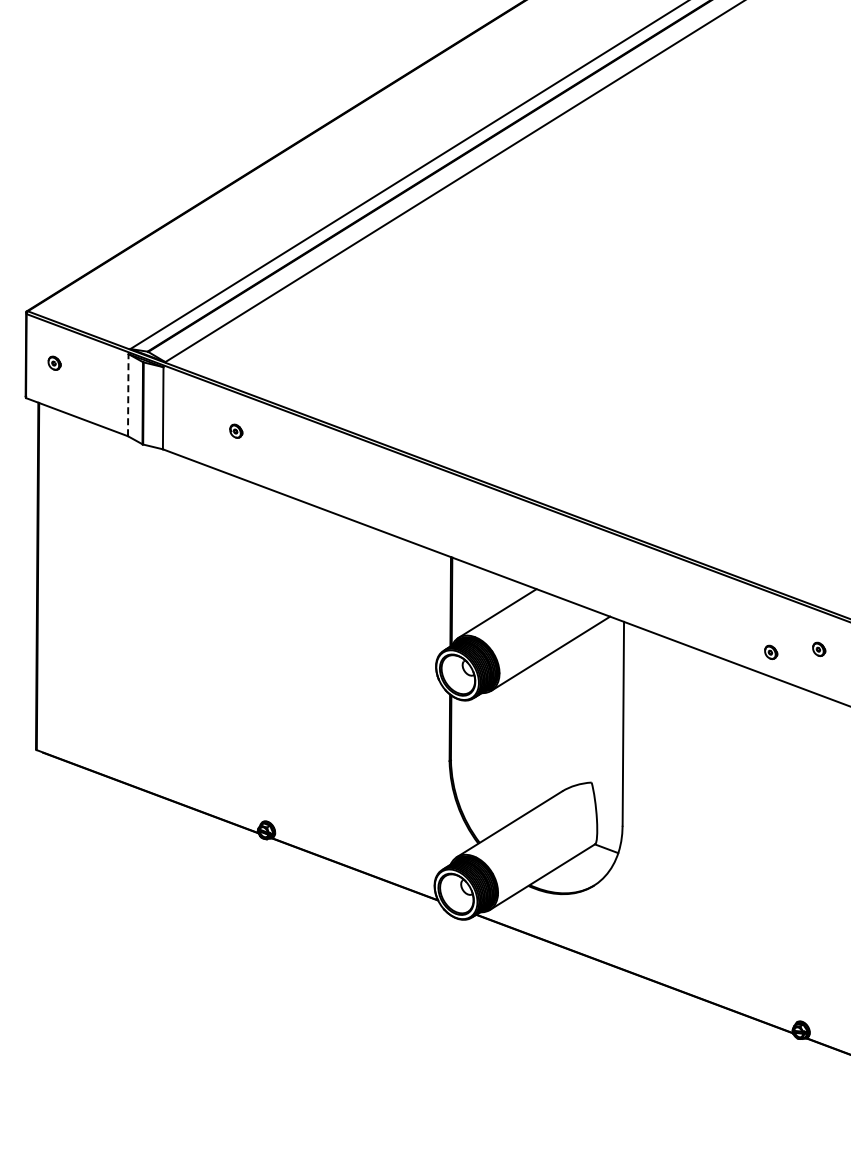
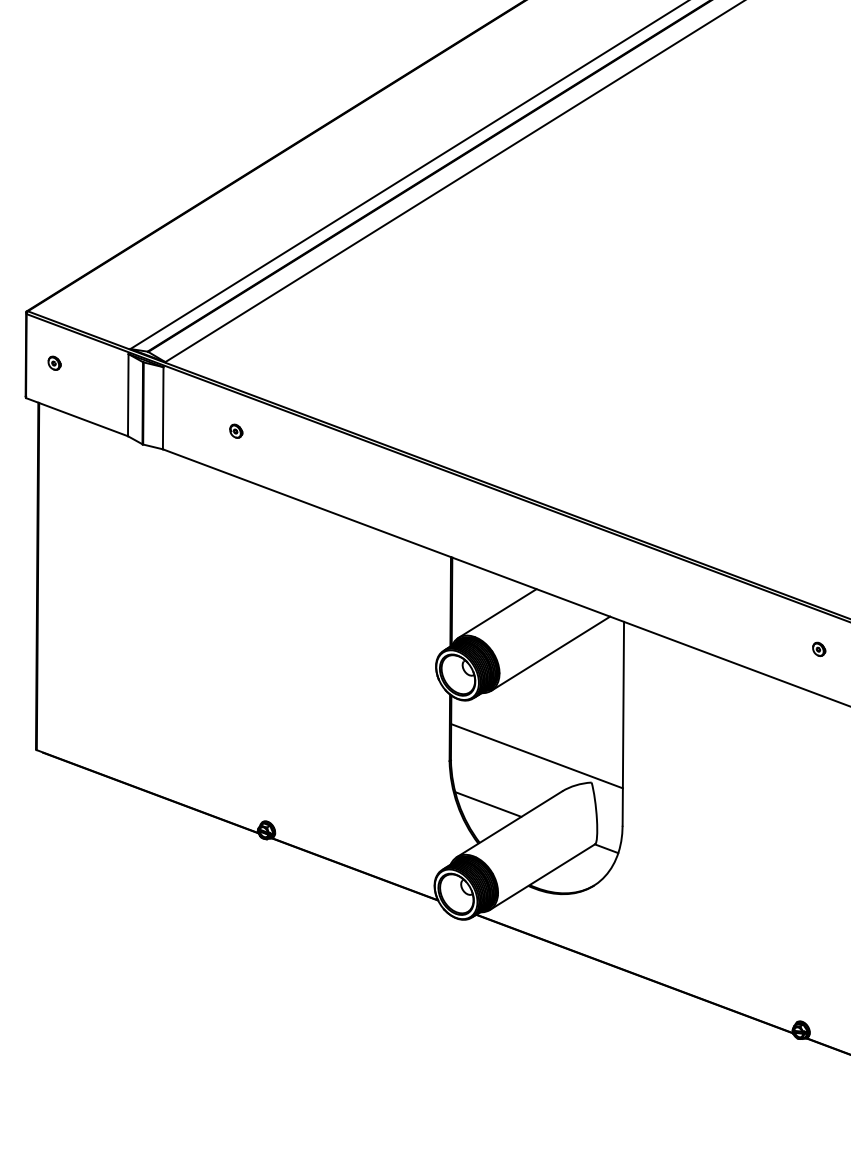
line: dashed -> solid (128, 394)
part: present -> none (771, 651)
line: none -> present (536, 756)
line: none -> present (488, 804)
